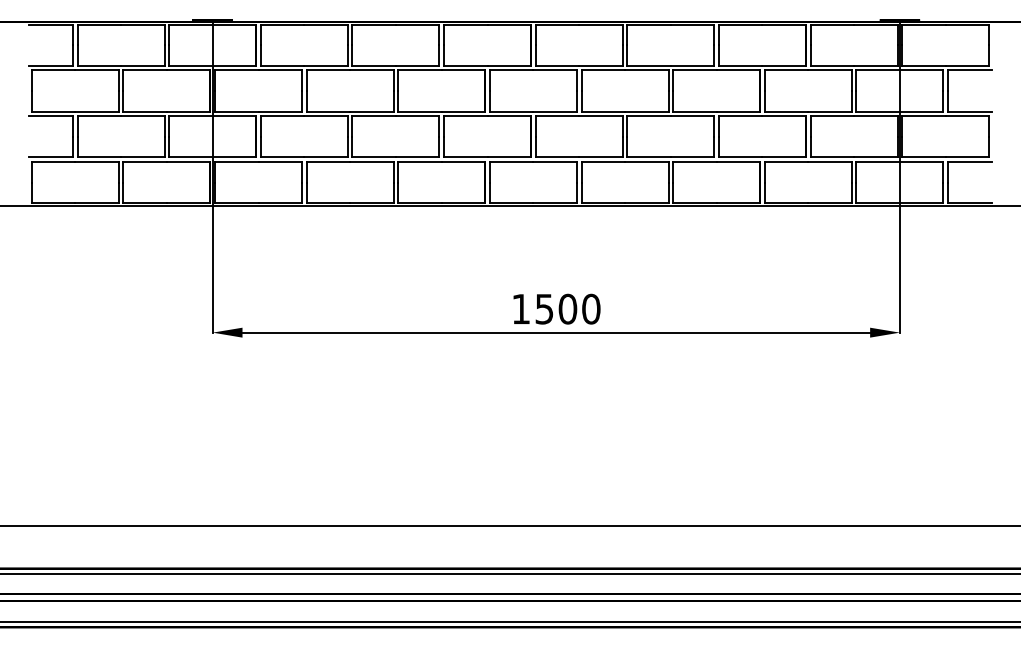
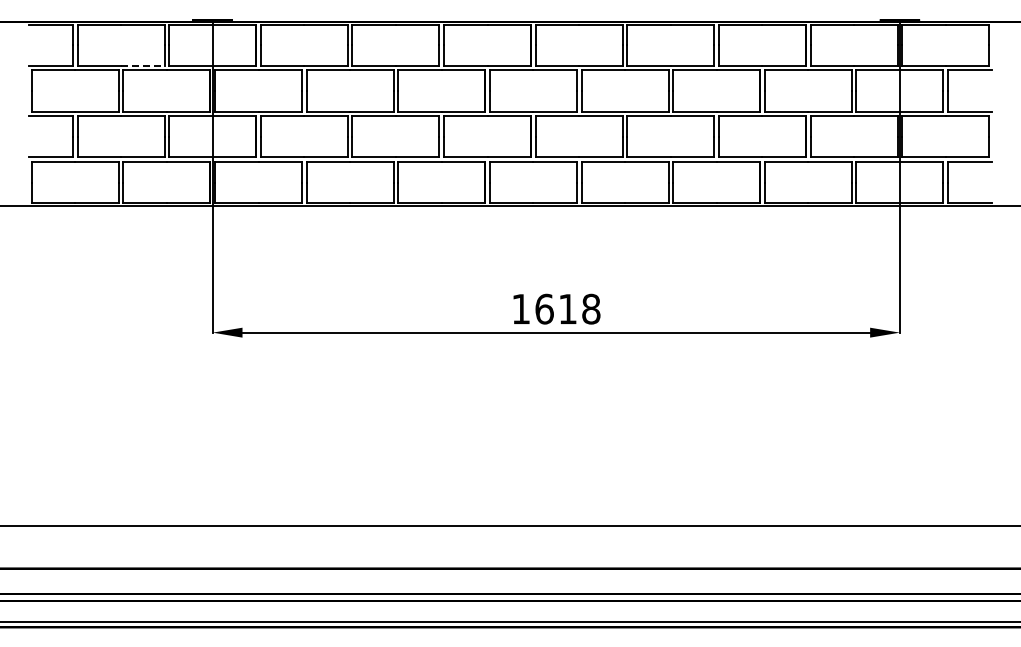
line: solid -> dashed (142, 65)
text: 1500 -> 1618 (567, 308)
line: present -> none (509, 573)
